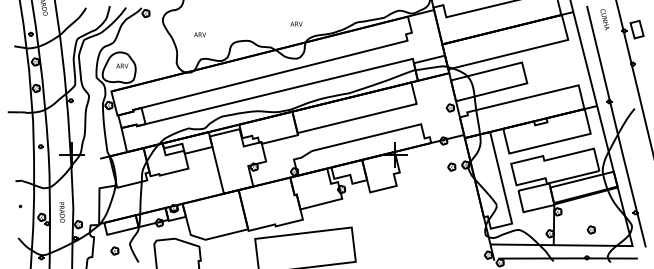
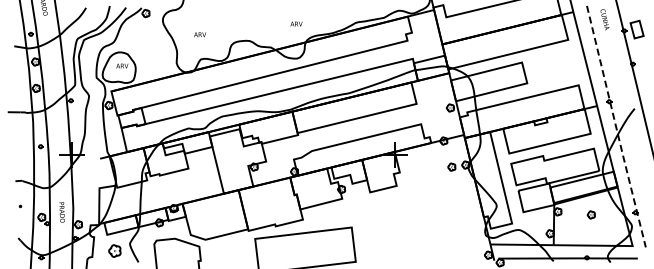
line: solid -> dashed (616, 127)
part position: (590, 229) -> (590, 214) (590, 214)
part size: 10x10 px -> 14x14 px (114, 250)
